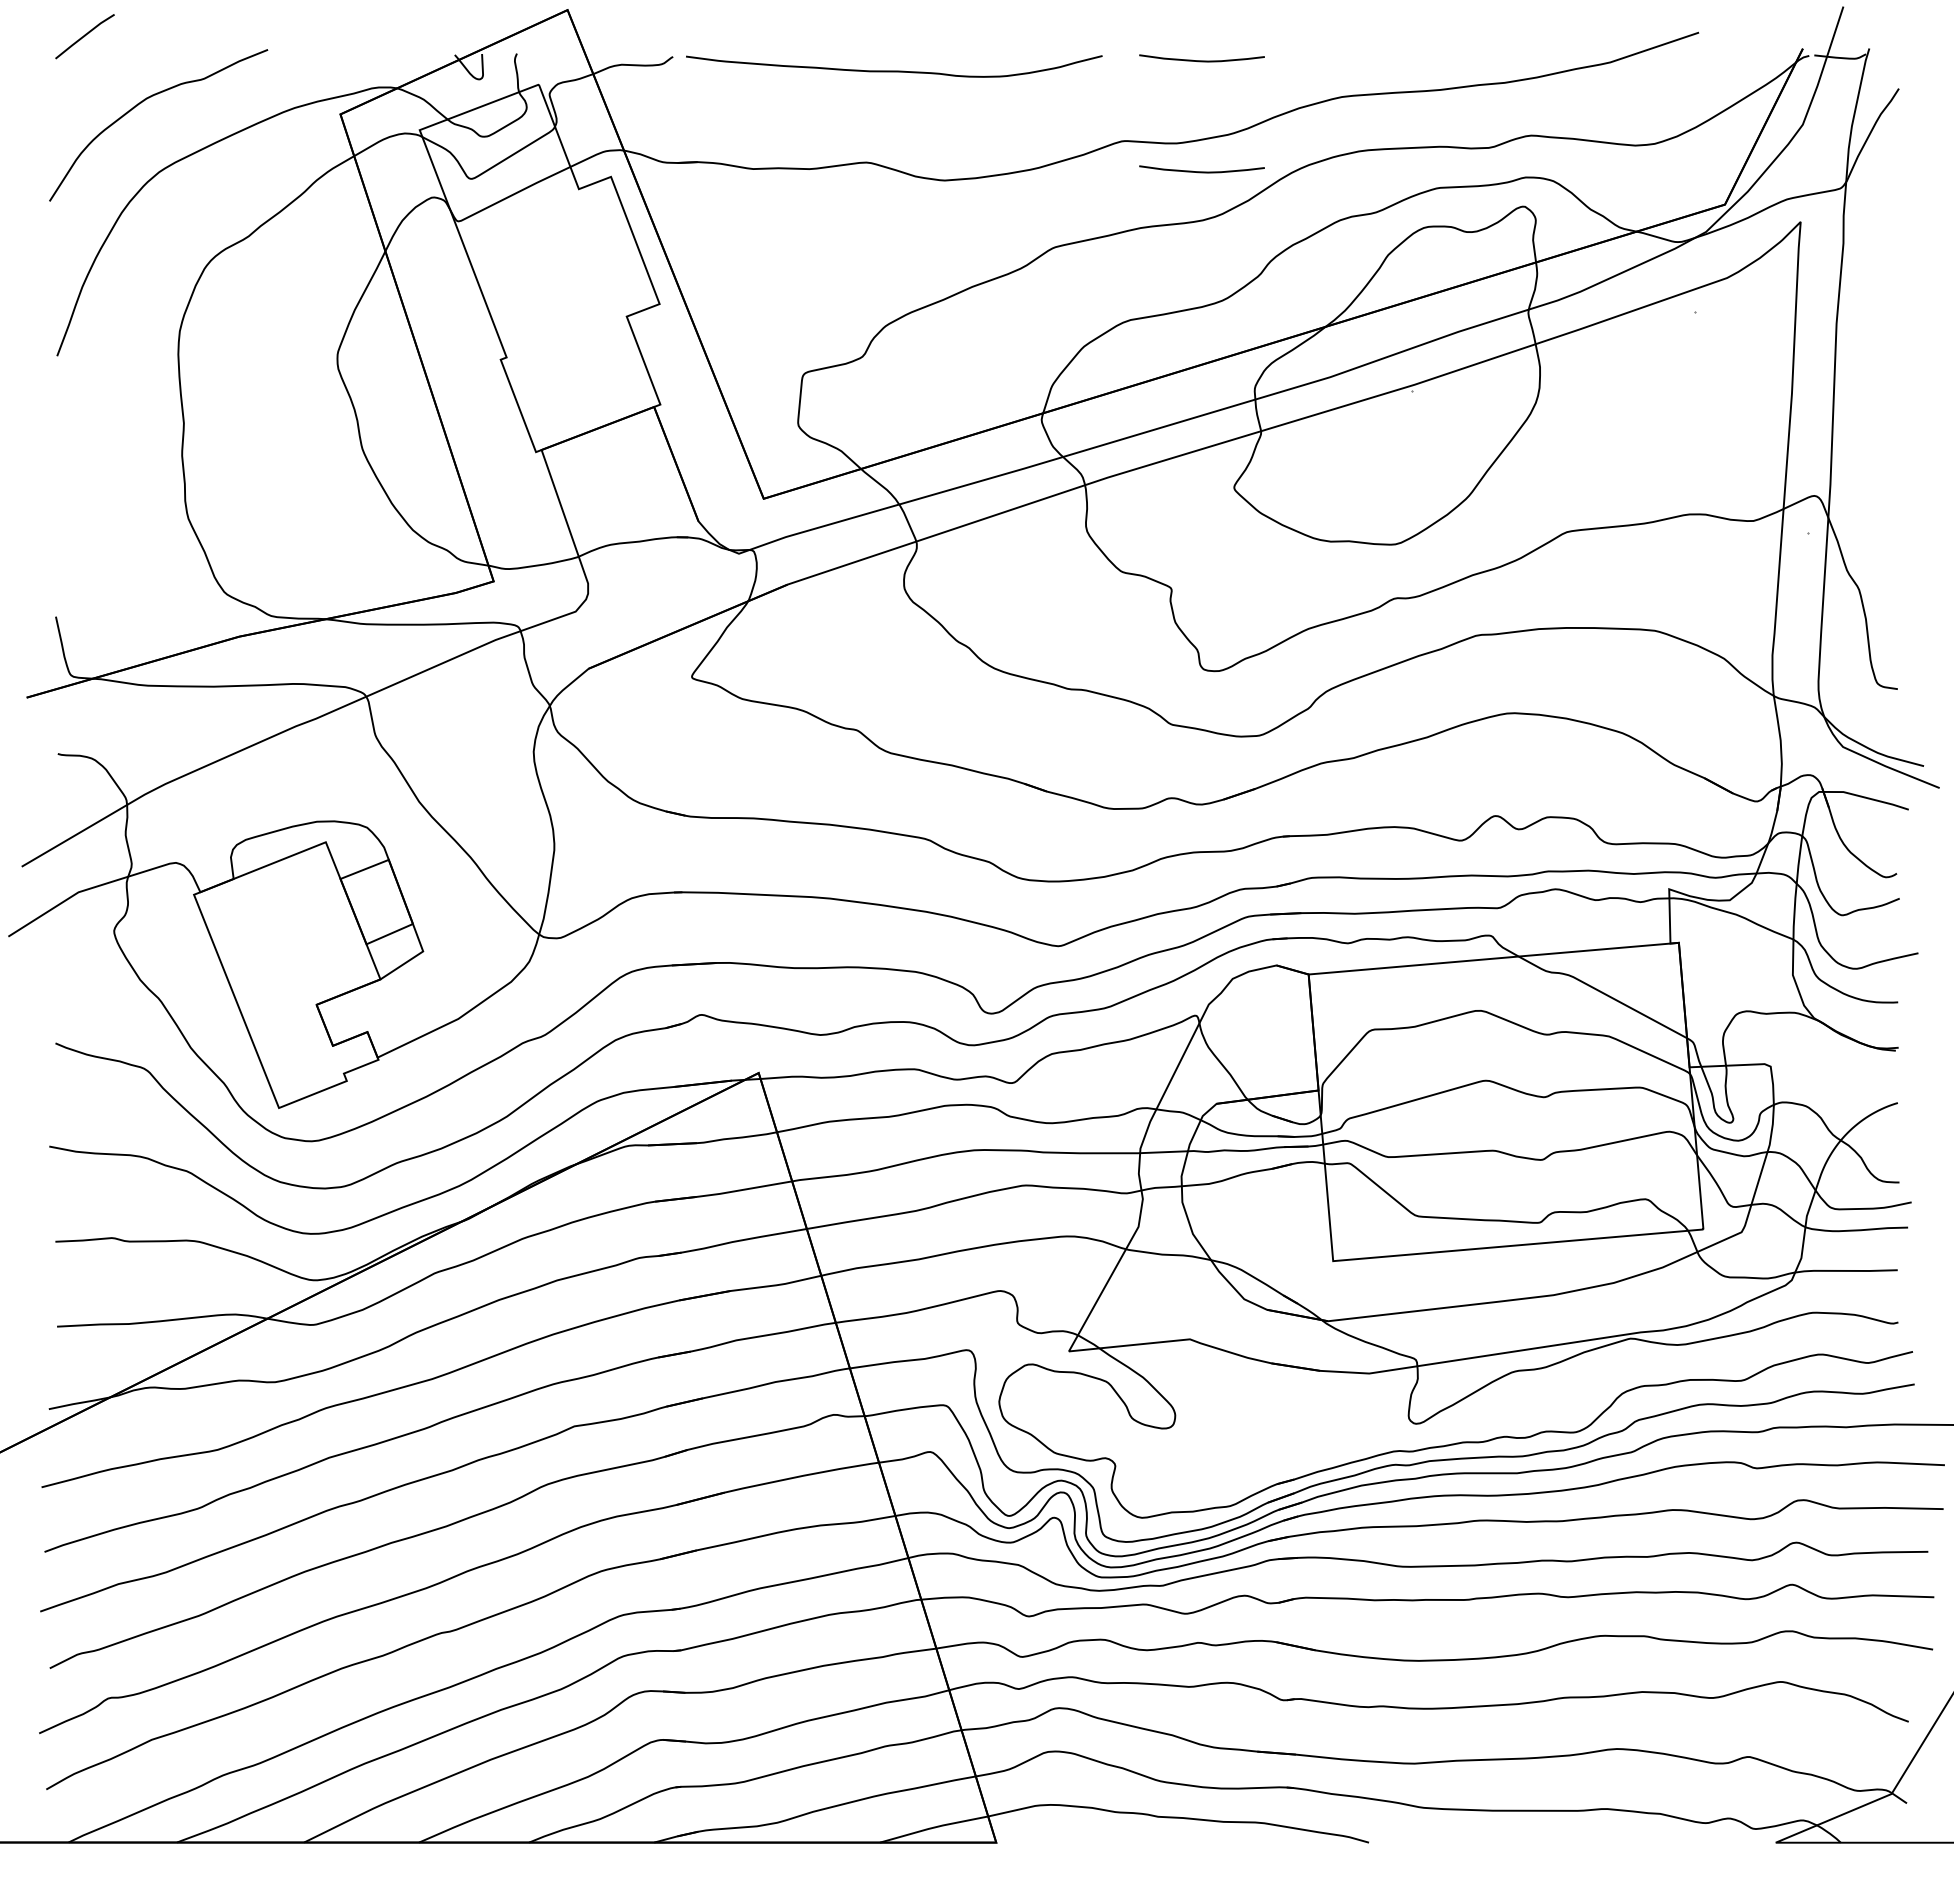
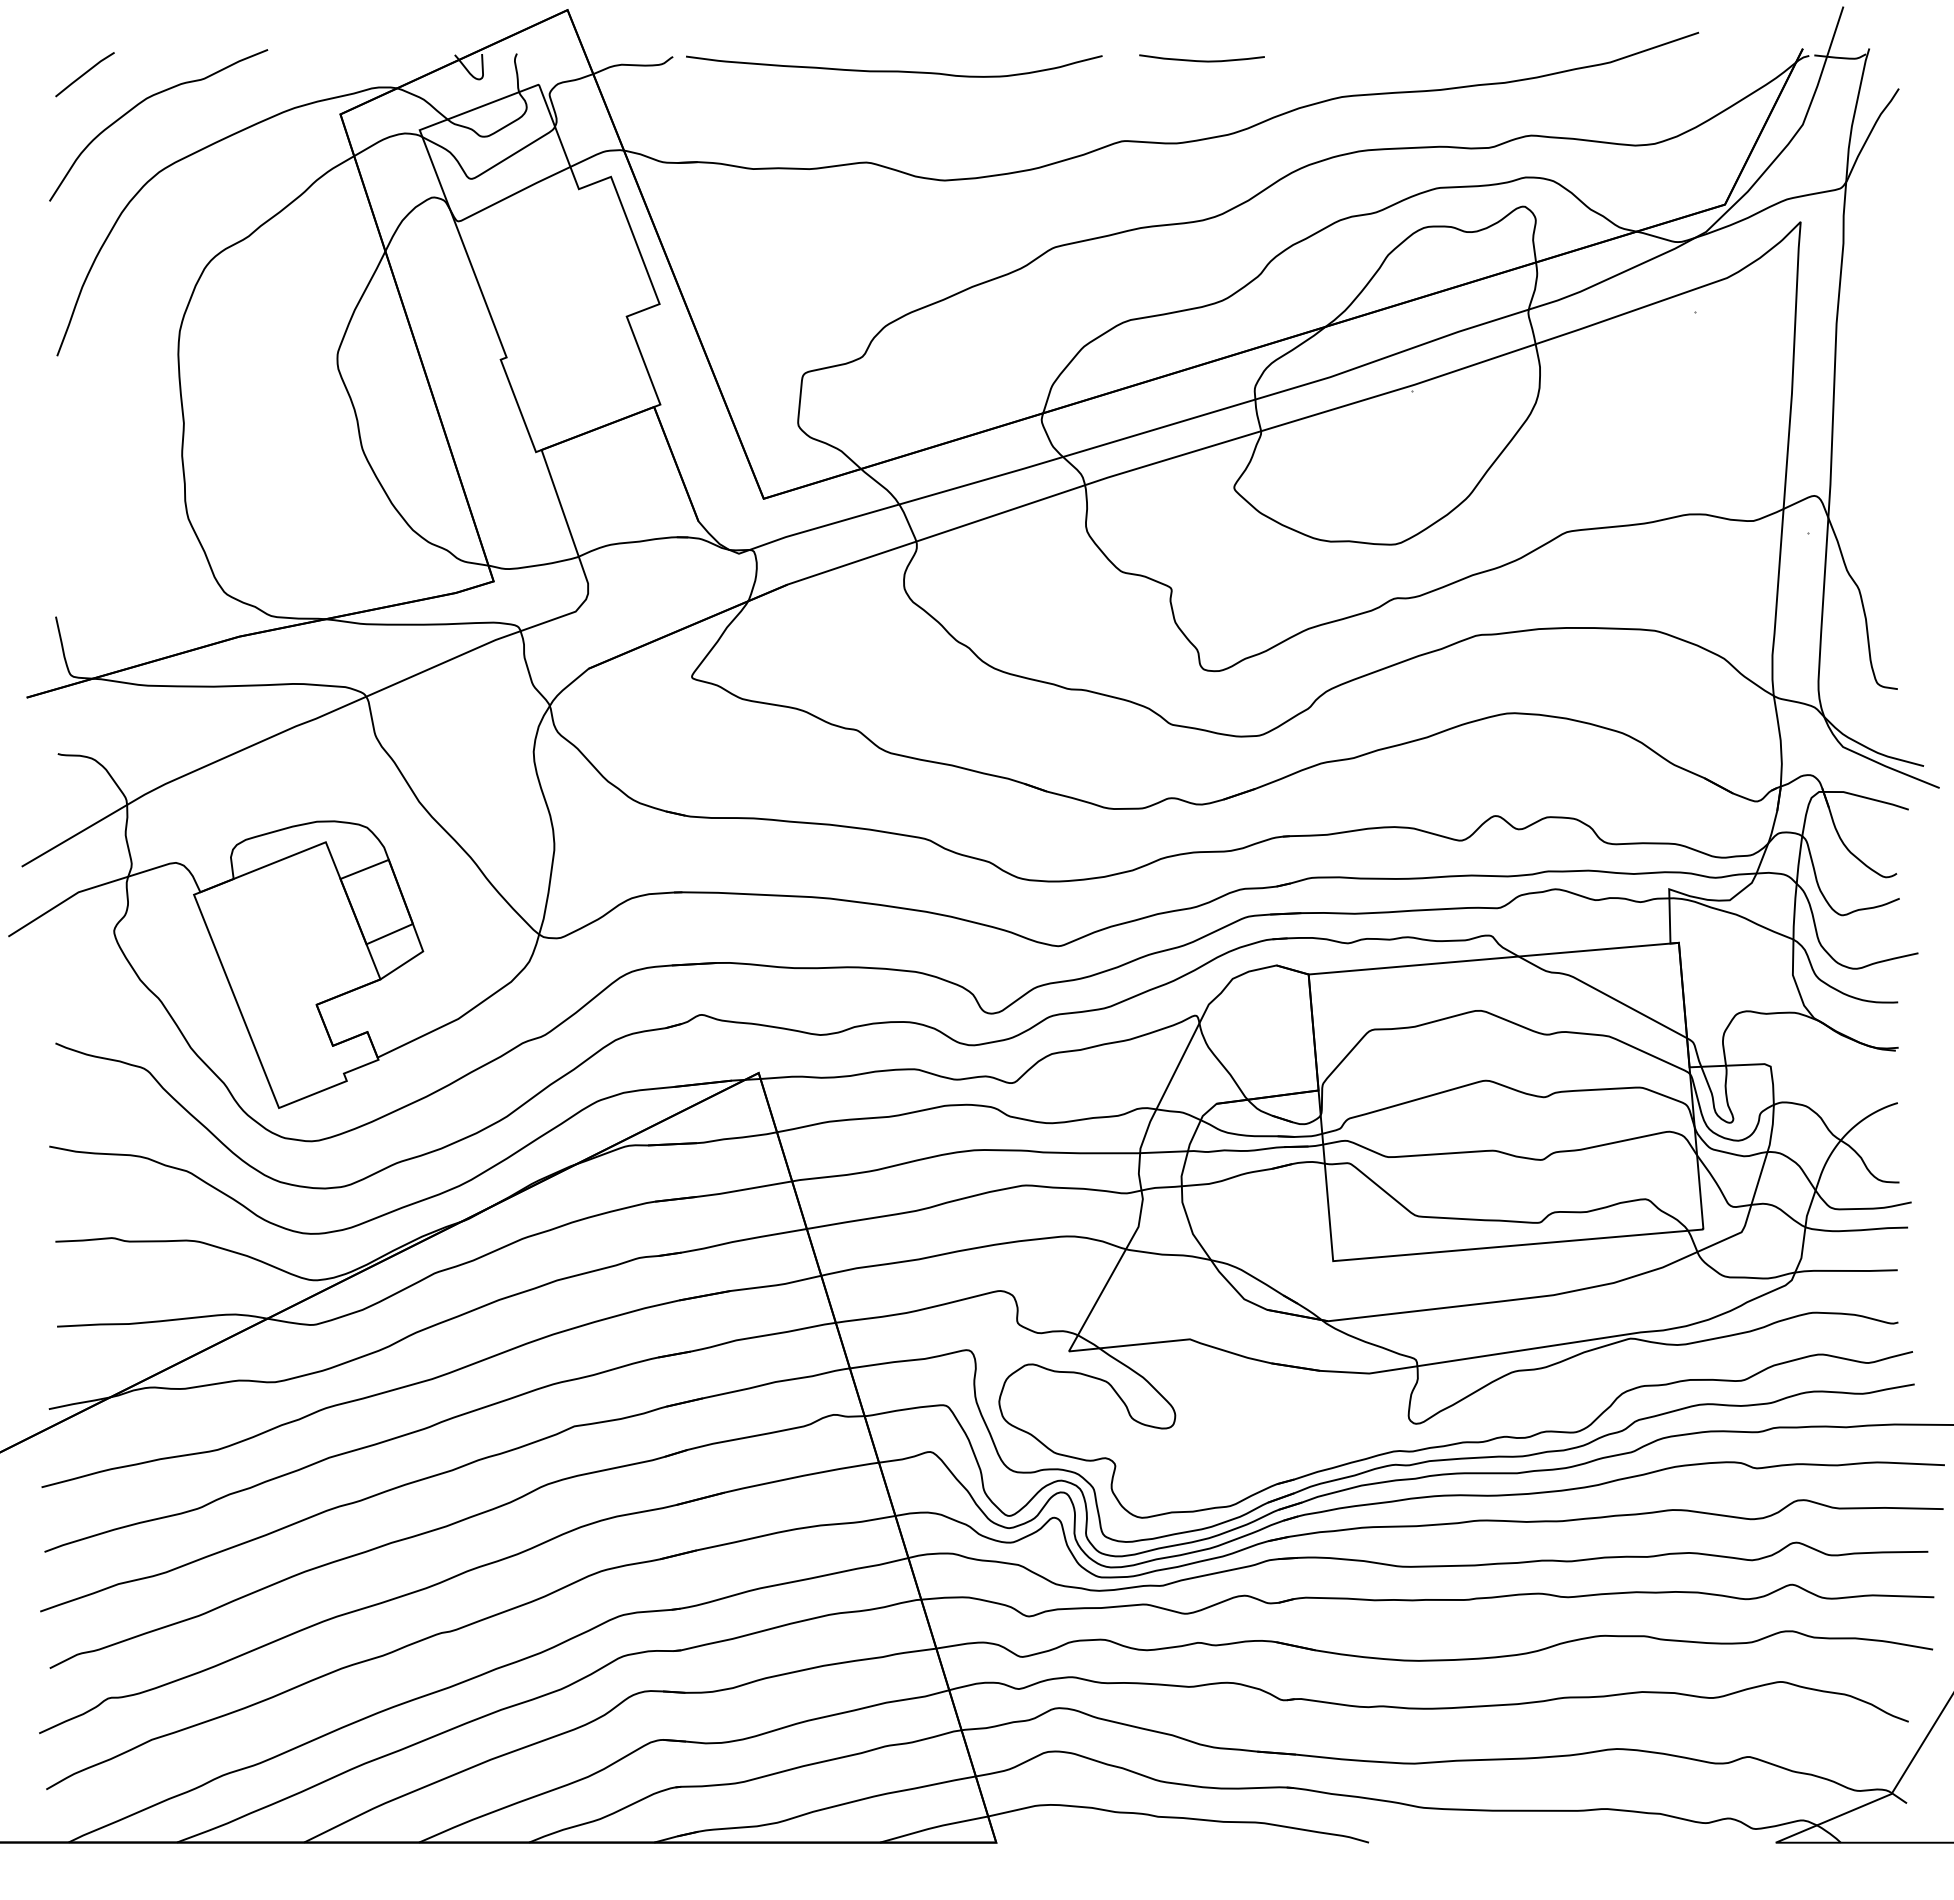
line position: (84, 36) -> (84, 74) (84, 74)
curve: present -> none (1201, 171)
